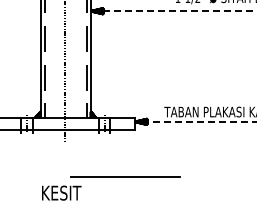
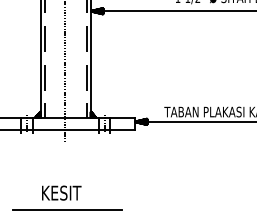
line: dashed -> solid (173, 11)
line: dashed -> solid (196, 121)
line position: (125, 176) -> (67, 209) (67, 209)
